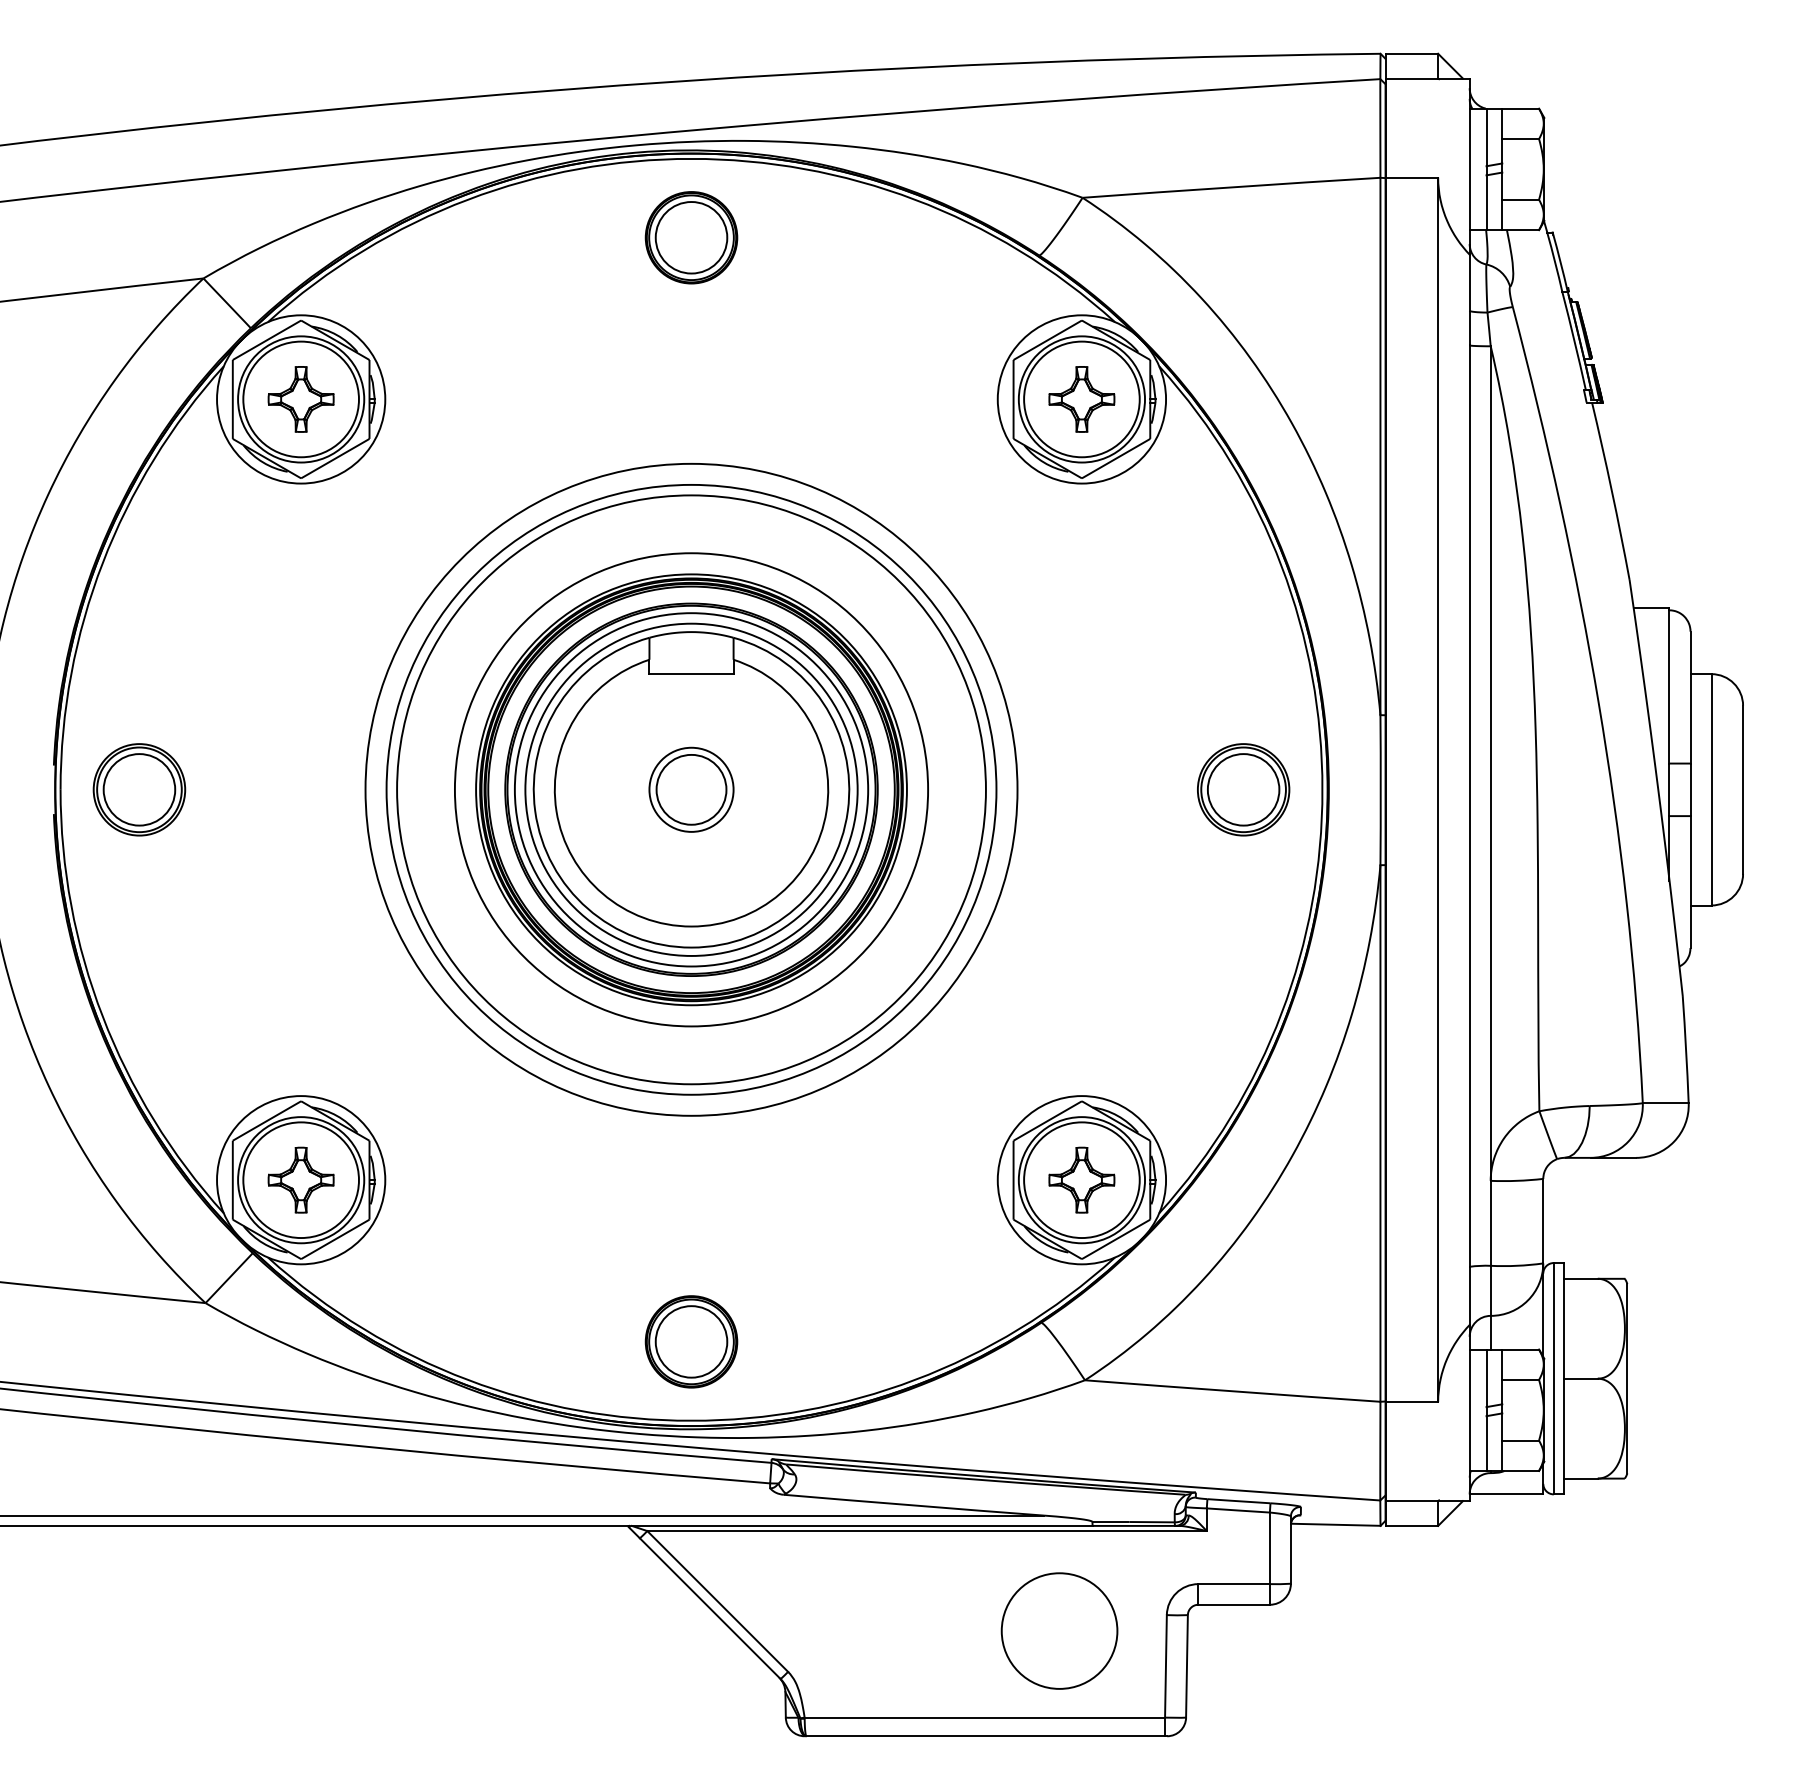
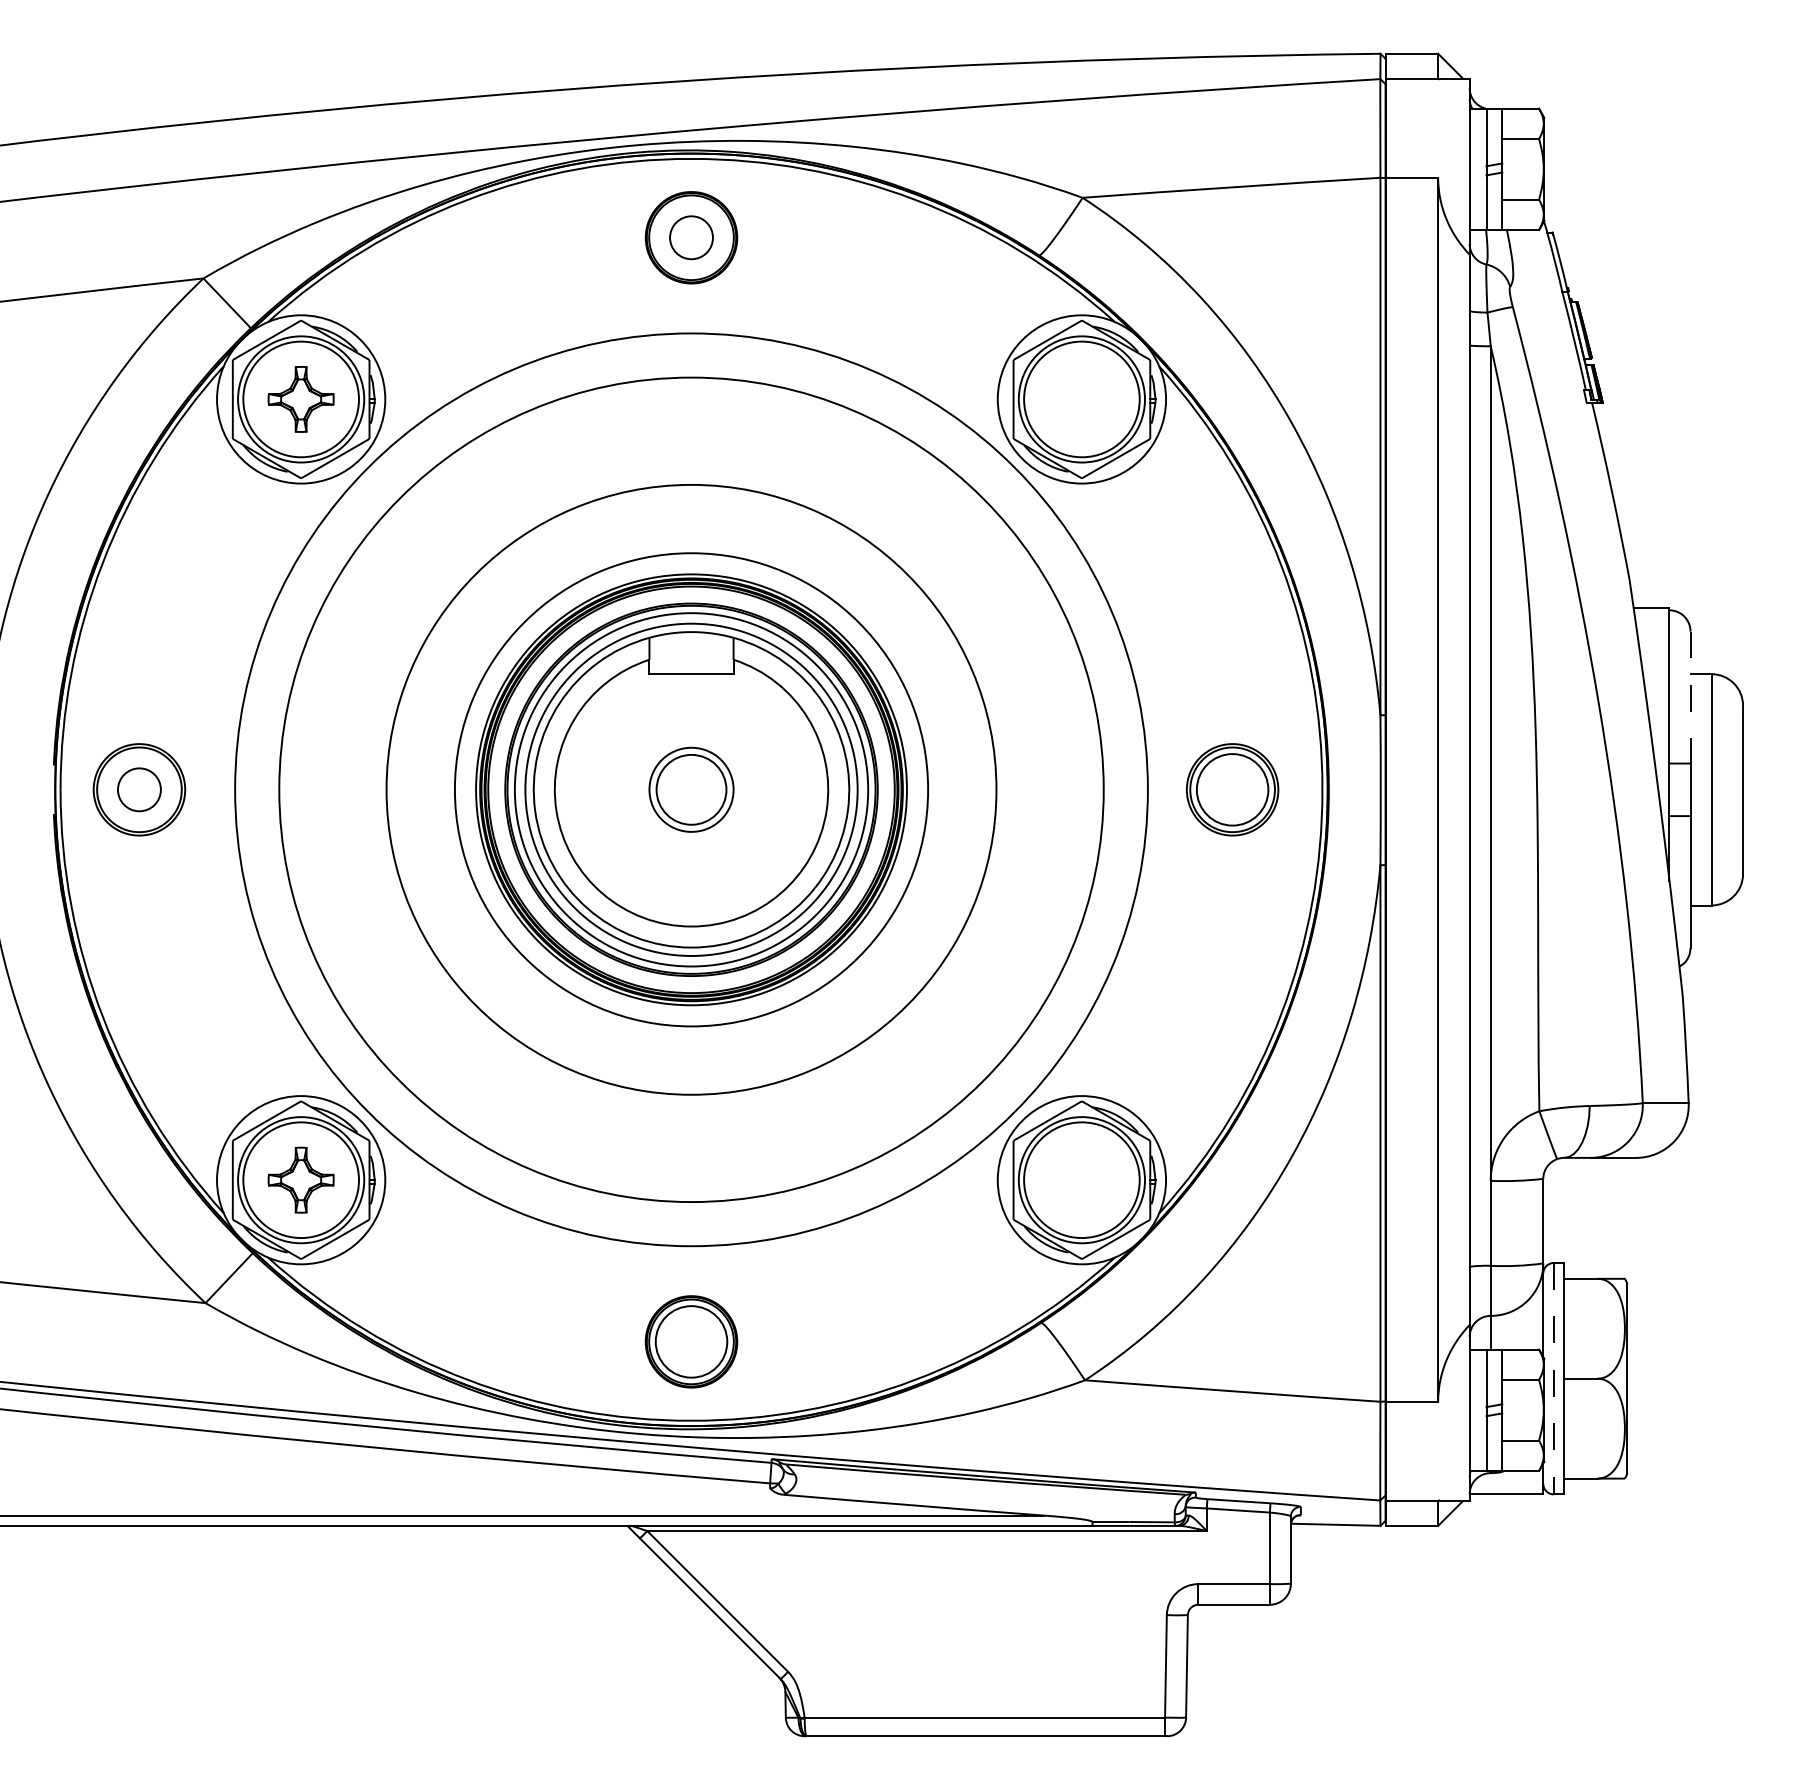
circle diameter: 72 px -> 43 px (691, 237)
part: present -> none (1081, 399)
line: solid -> dashed (1690, 697)
circle diameter: 72 px -> 43 px (139, 789)
circle diameter: 589 px -> 824 px (691, 789)
circle diameter: 652 px -> 913 px (691, 789)
part position: (1243, 789) -> (1232, 789) (1232, 789)
part: present -> none (1081, 1179)
line: solid -> dashed (1553, 1378)
circle: present -> none (1059, 1630)
